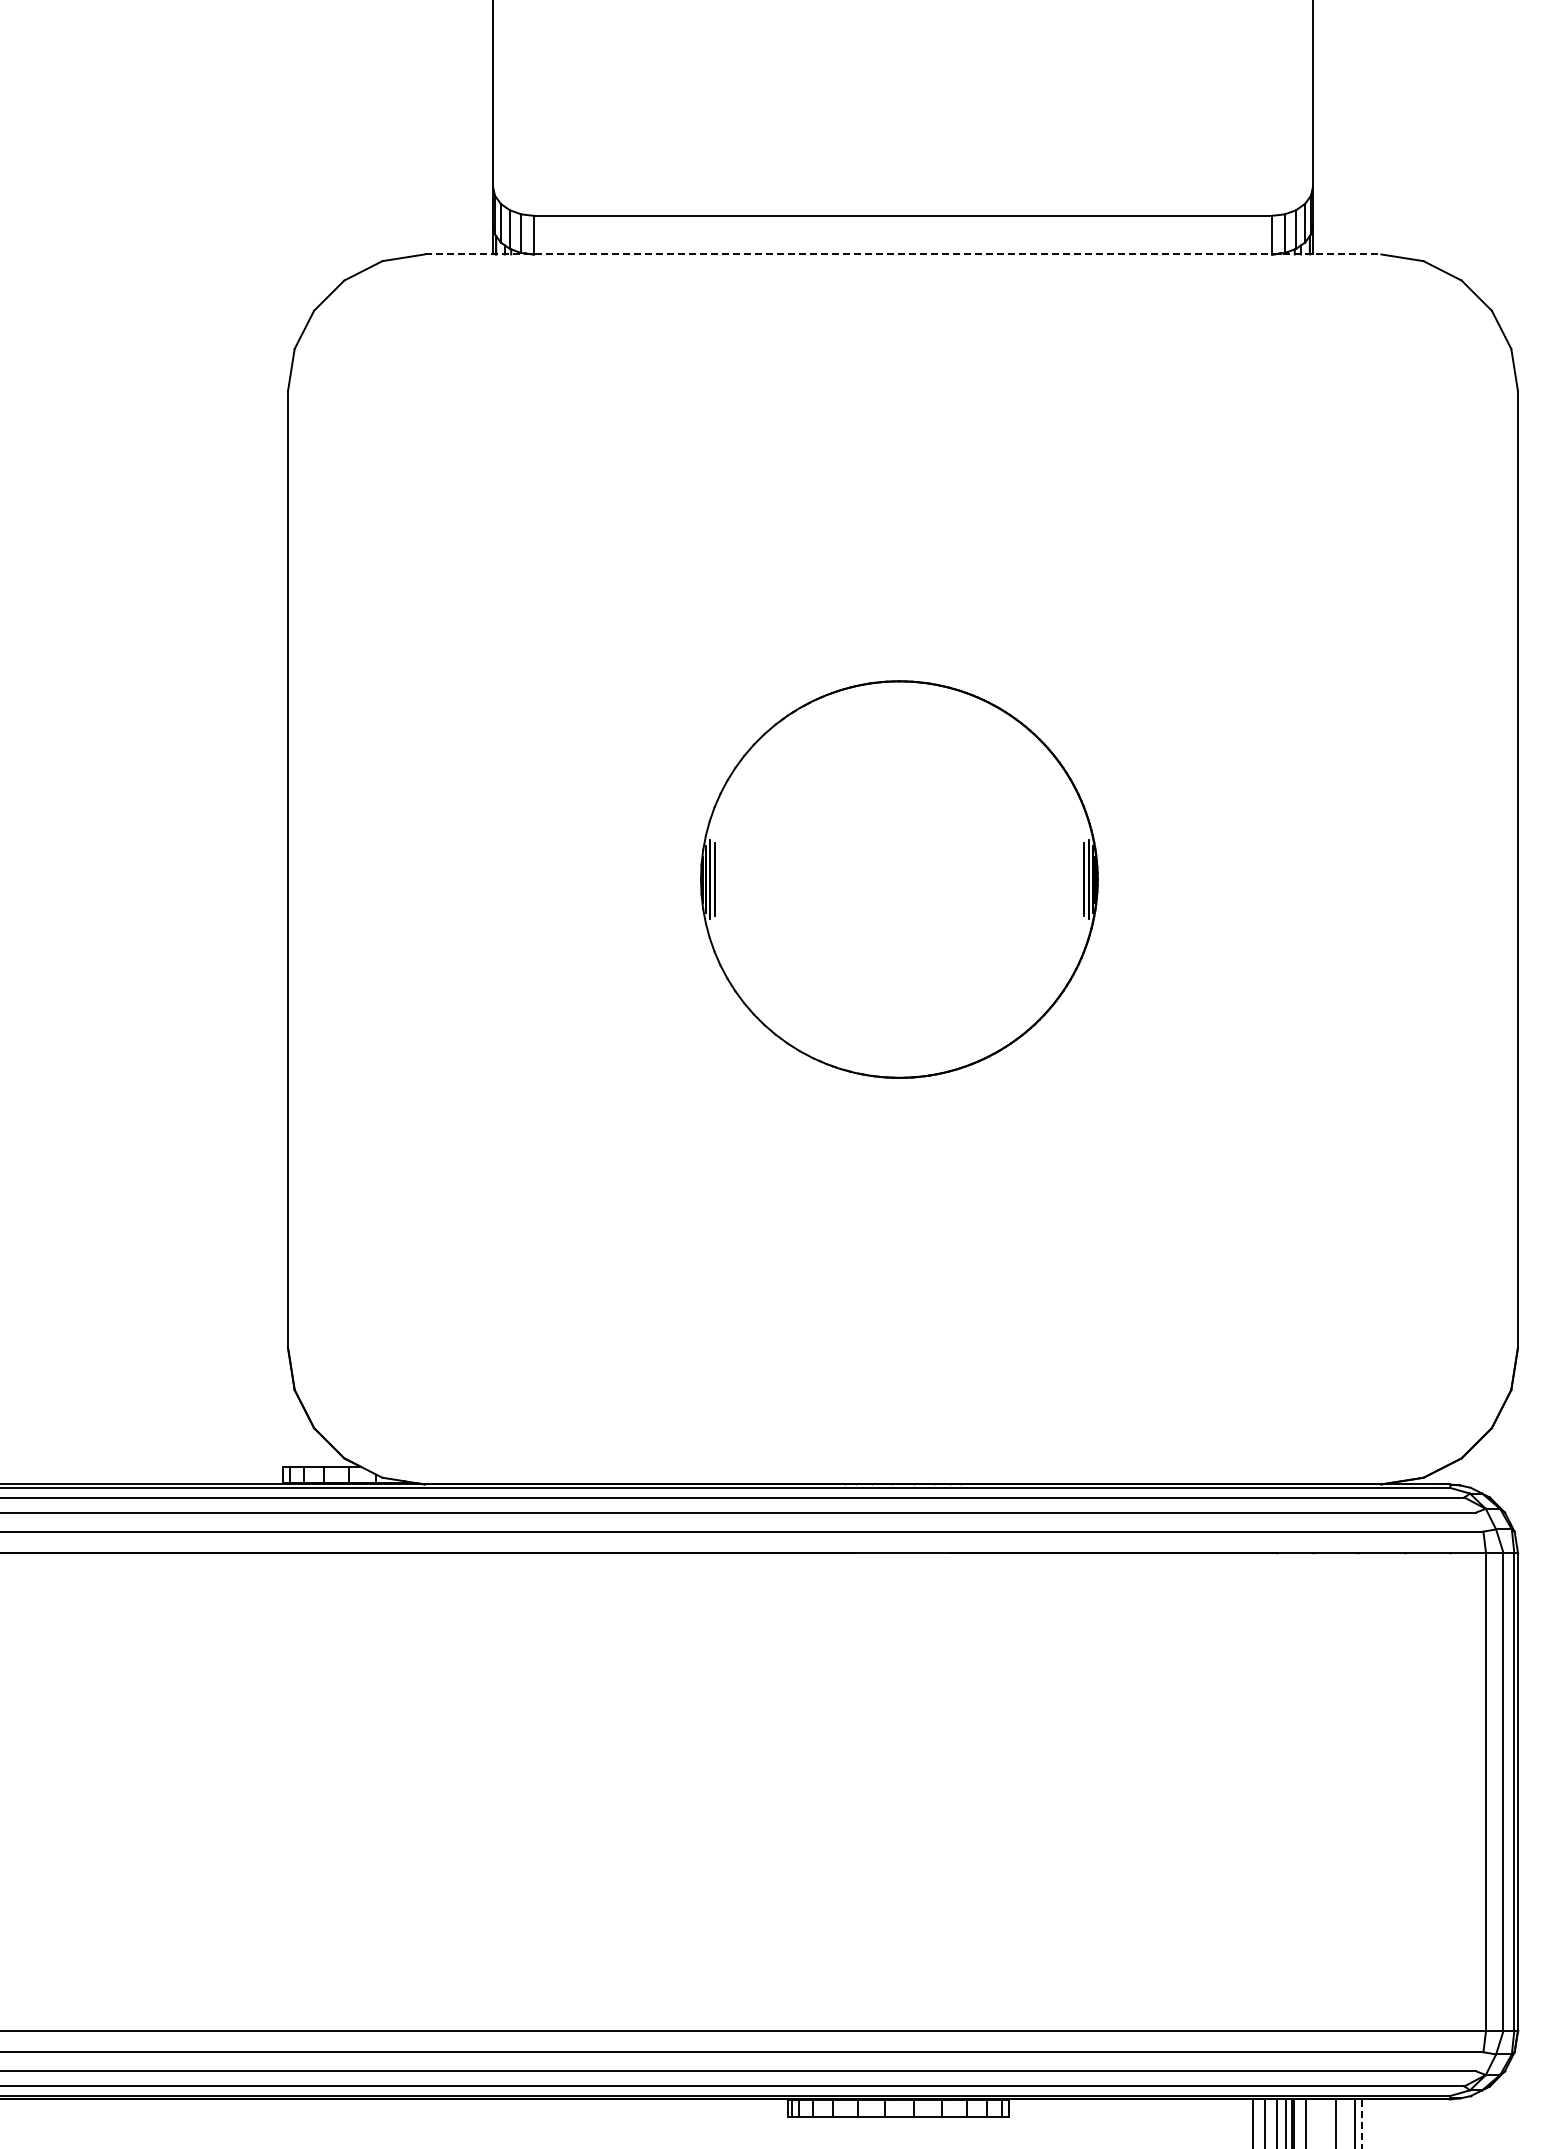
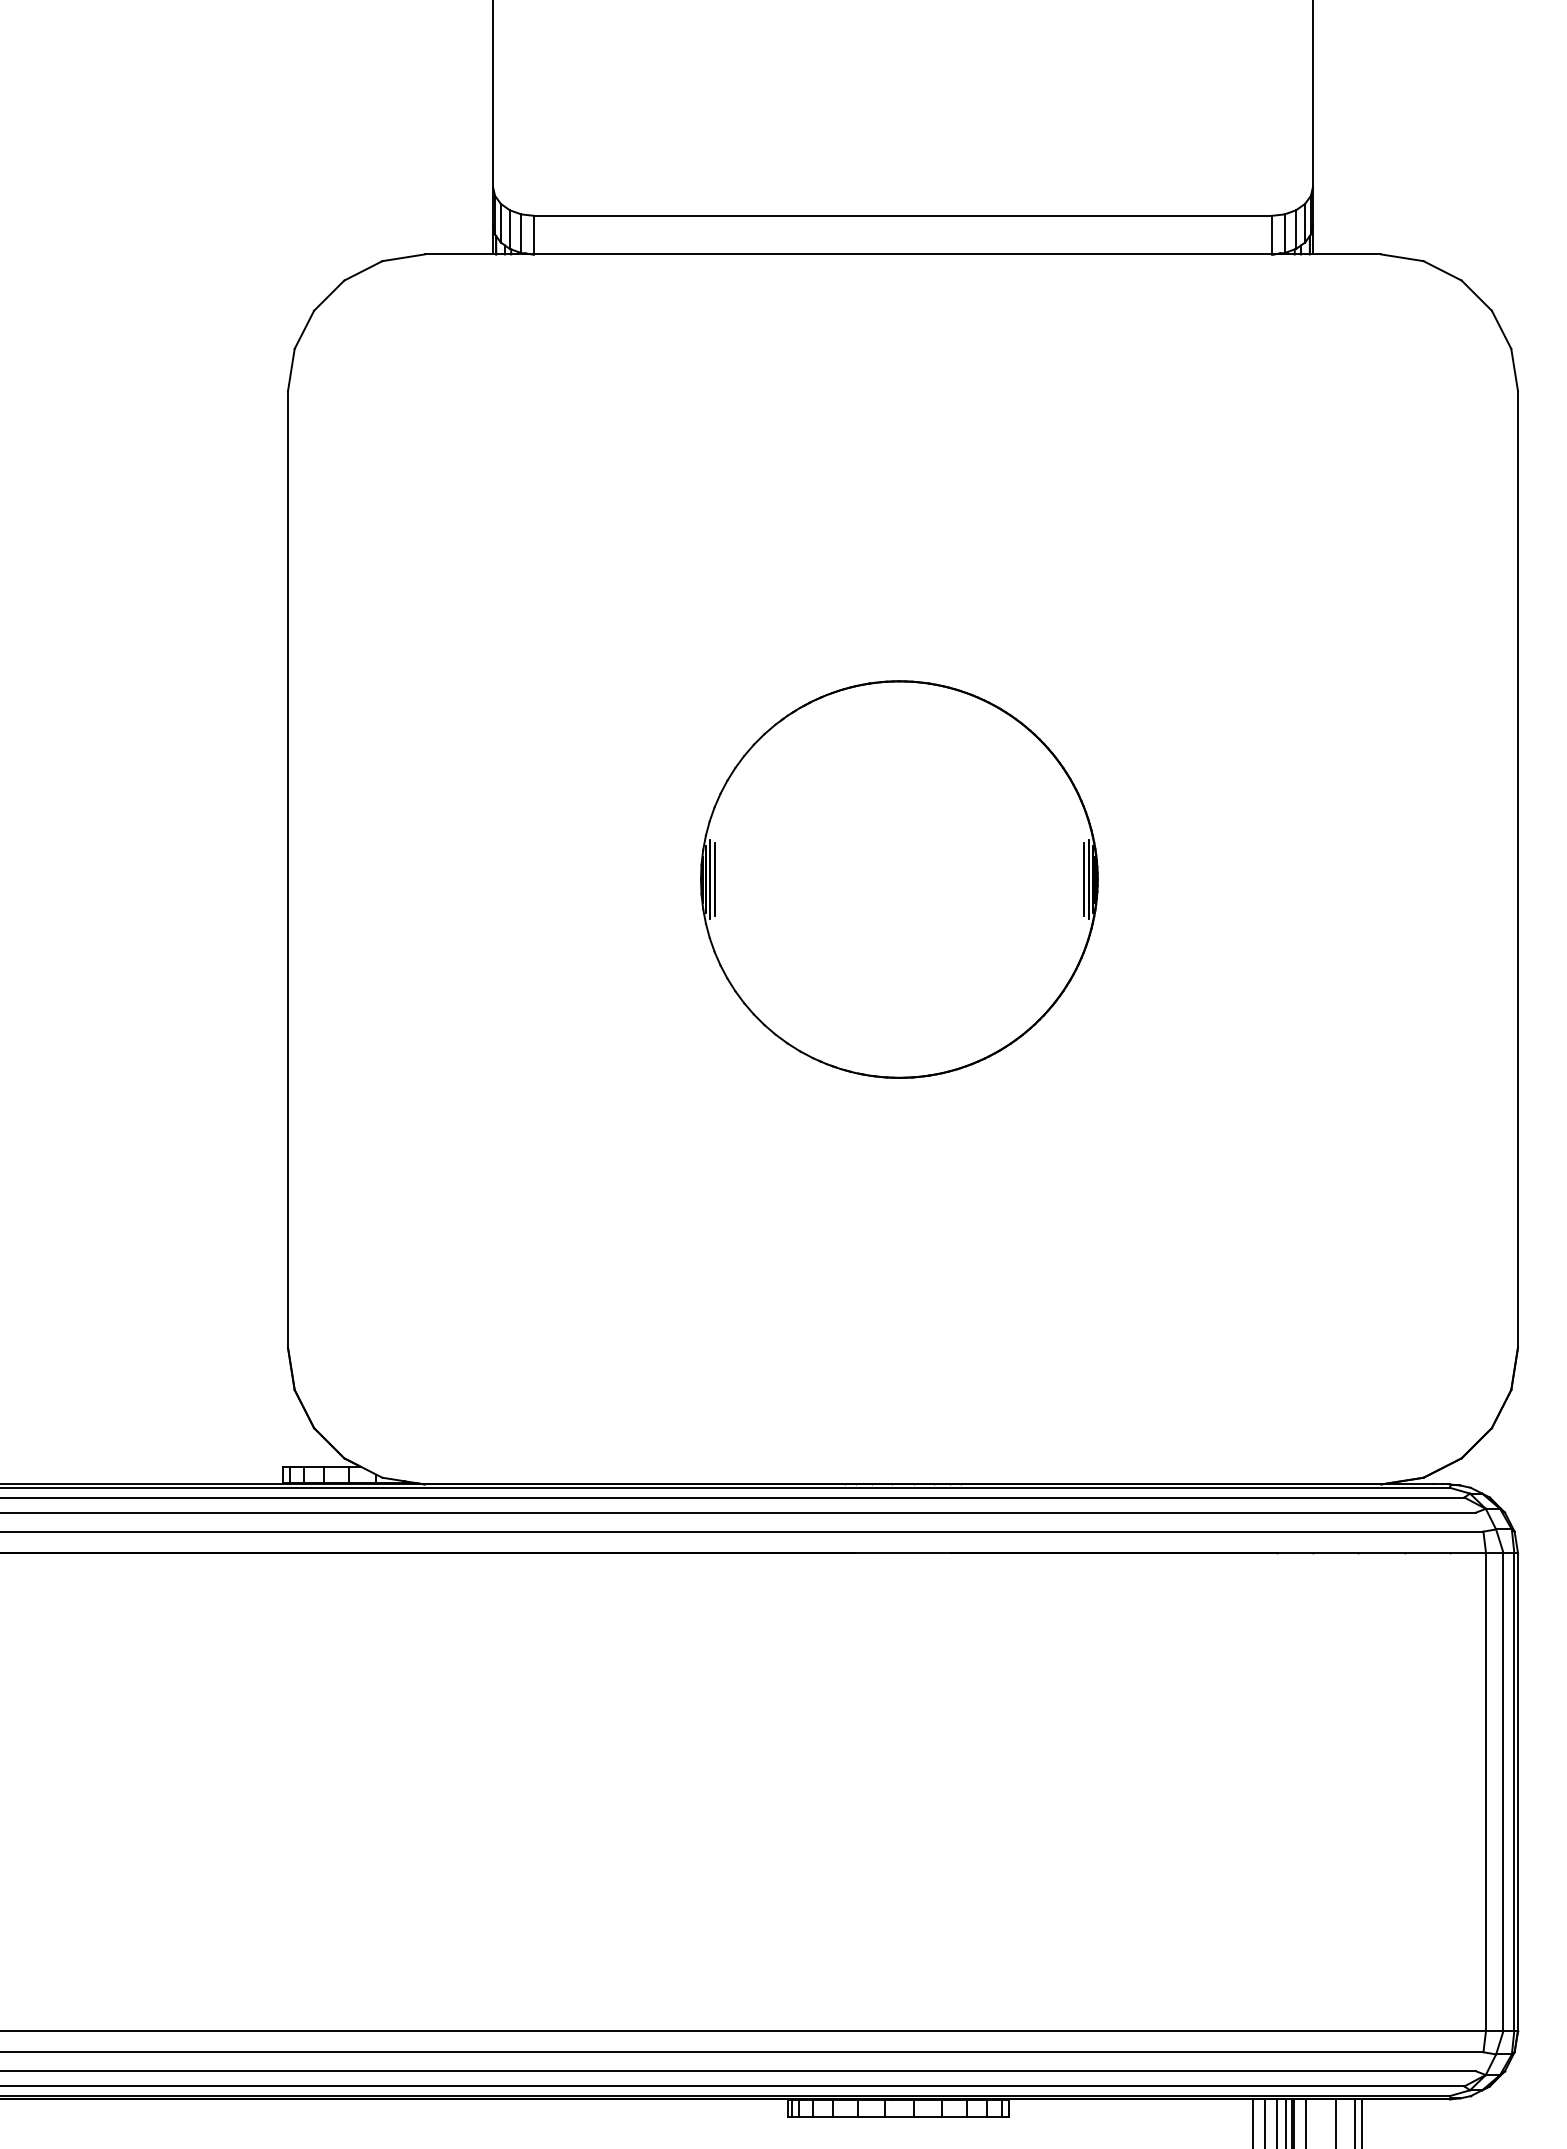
line: dashed -> solid (903, 254)
line: dashed -> solid (1362, 2123)
